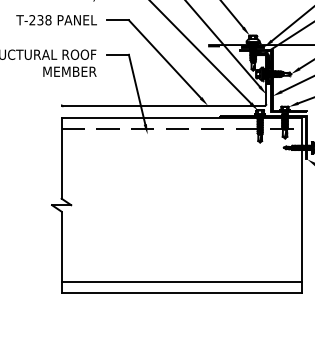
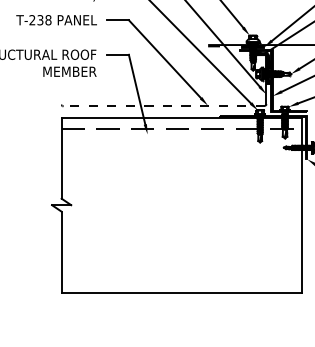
line: solid -> dashed (163, 105)
line: present -> none (181, 281)
